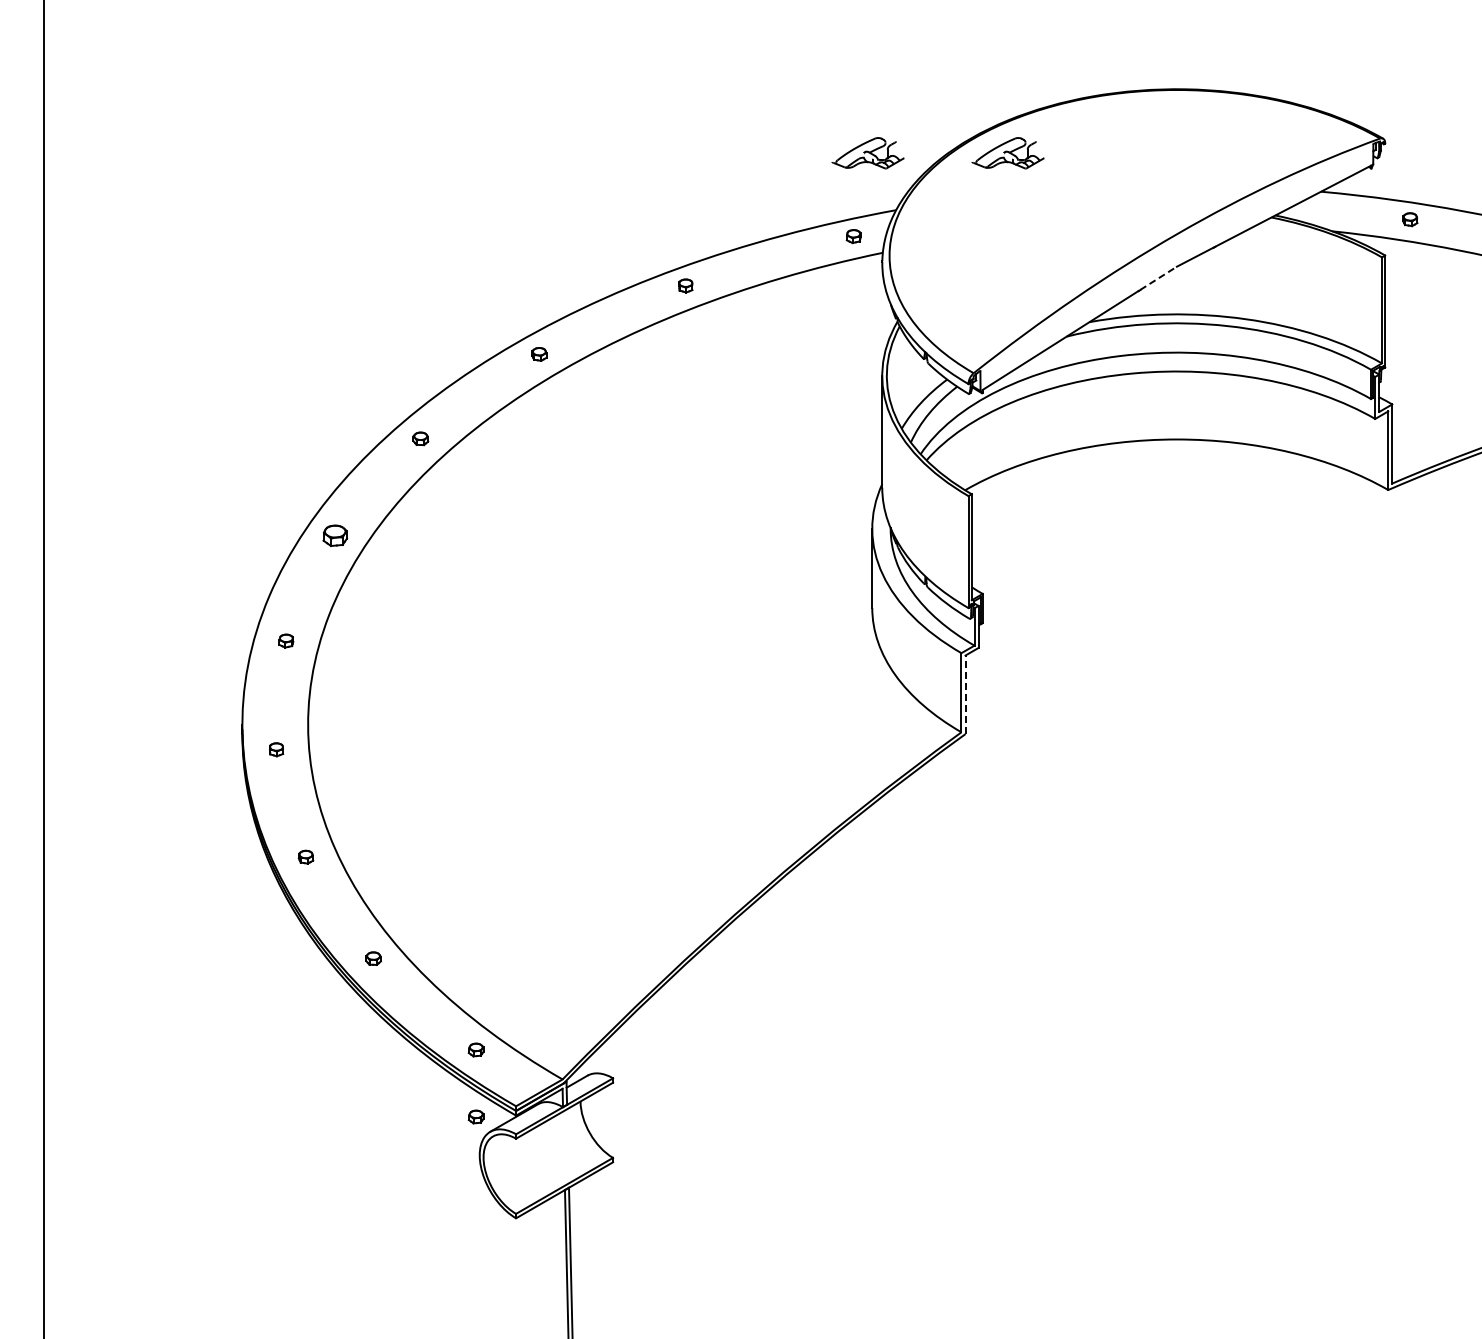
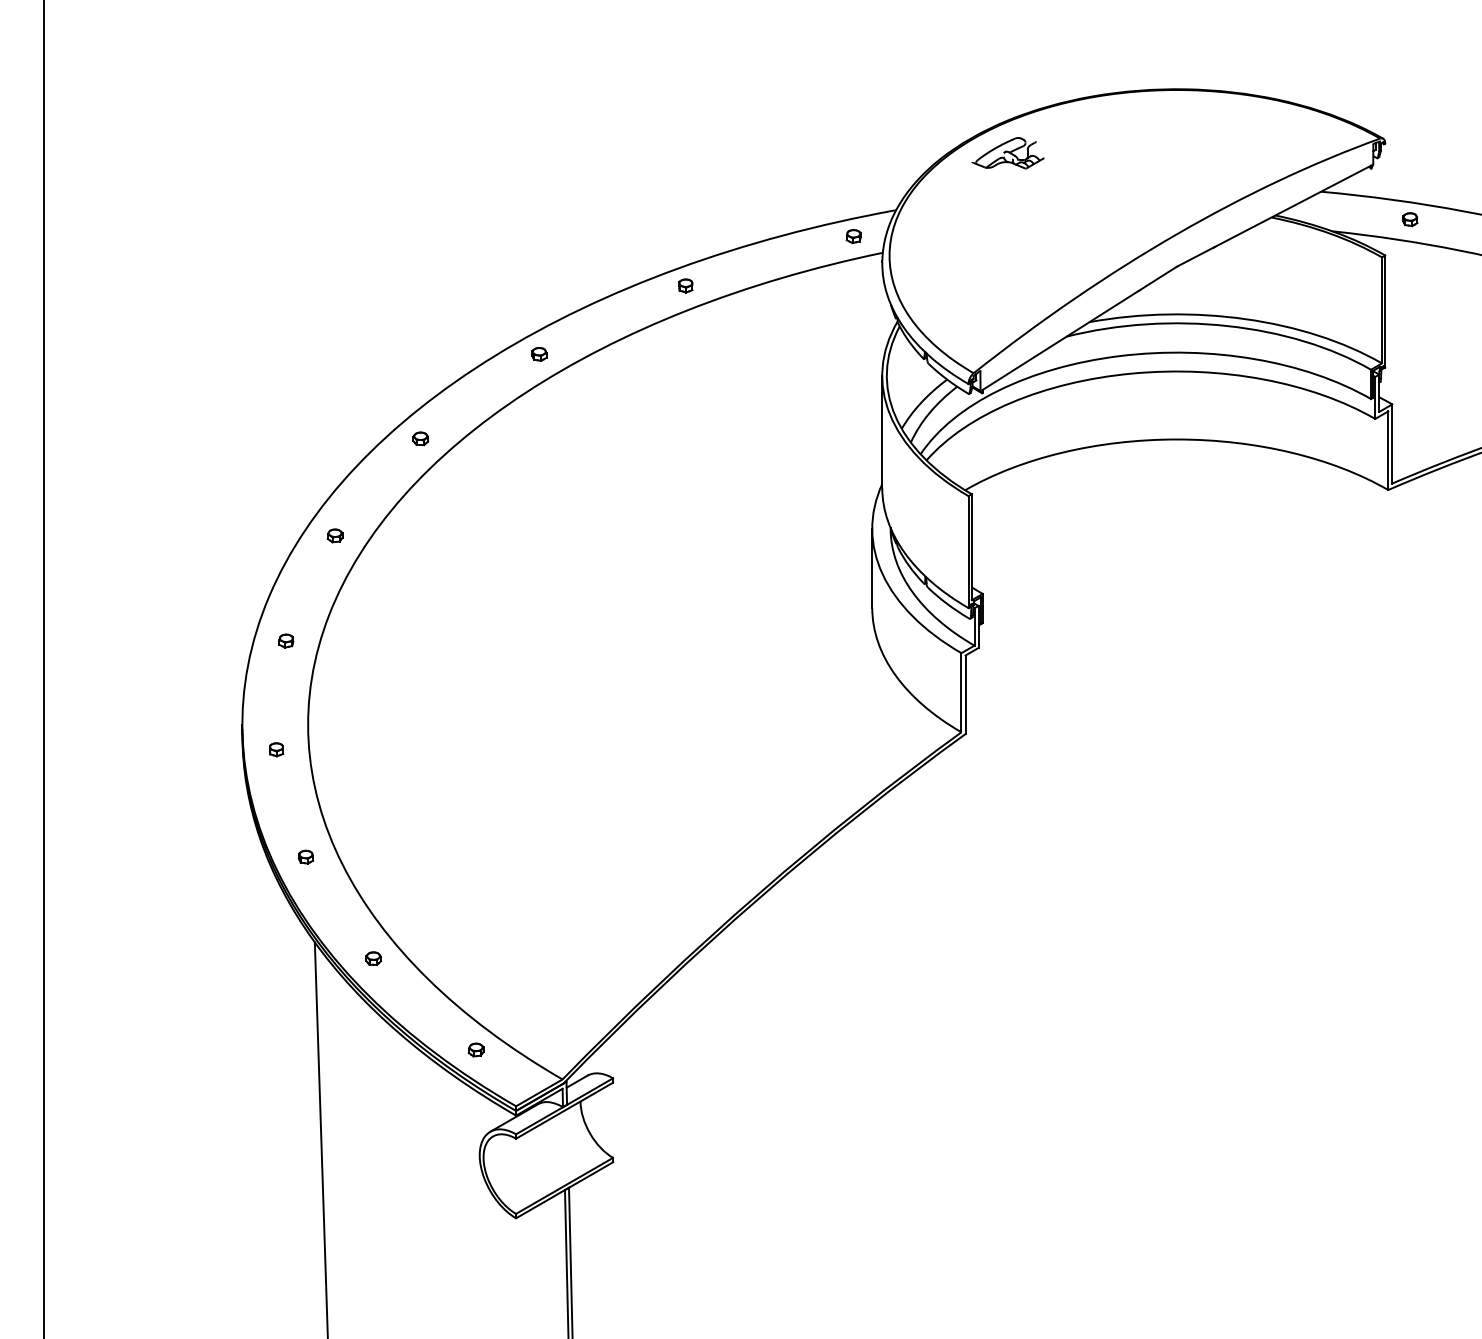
part: present -> none (867, 153)
line: dashed -> solid (1158, 278)
part size: 27x23 px -> 18x16 px (334, 535)
line: dashed -> solid (965, 694)
part: present -> none (475, 1116)
line: none -> present (320, 1138)
